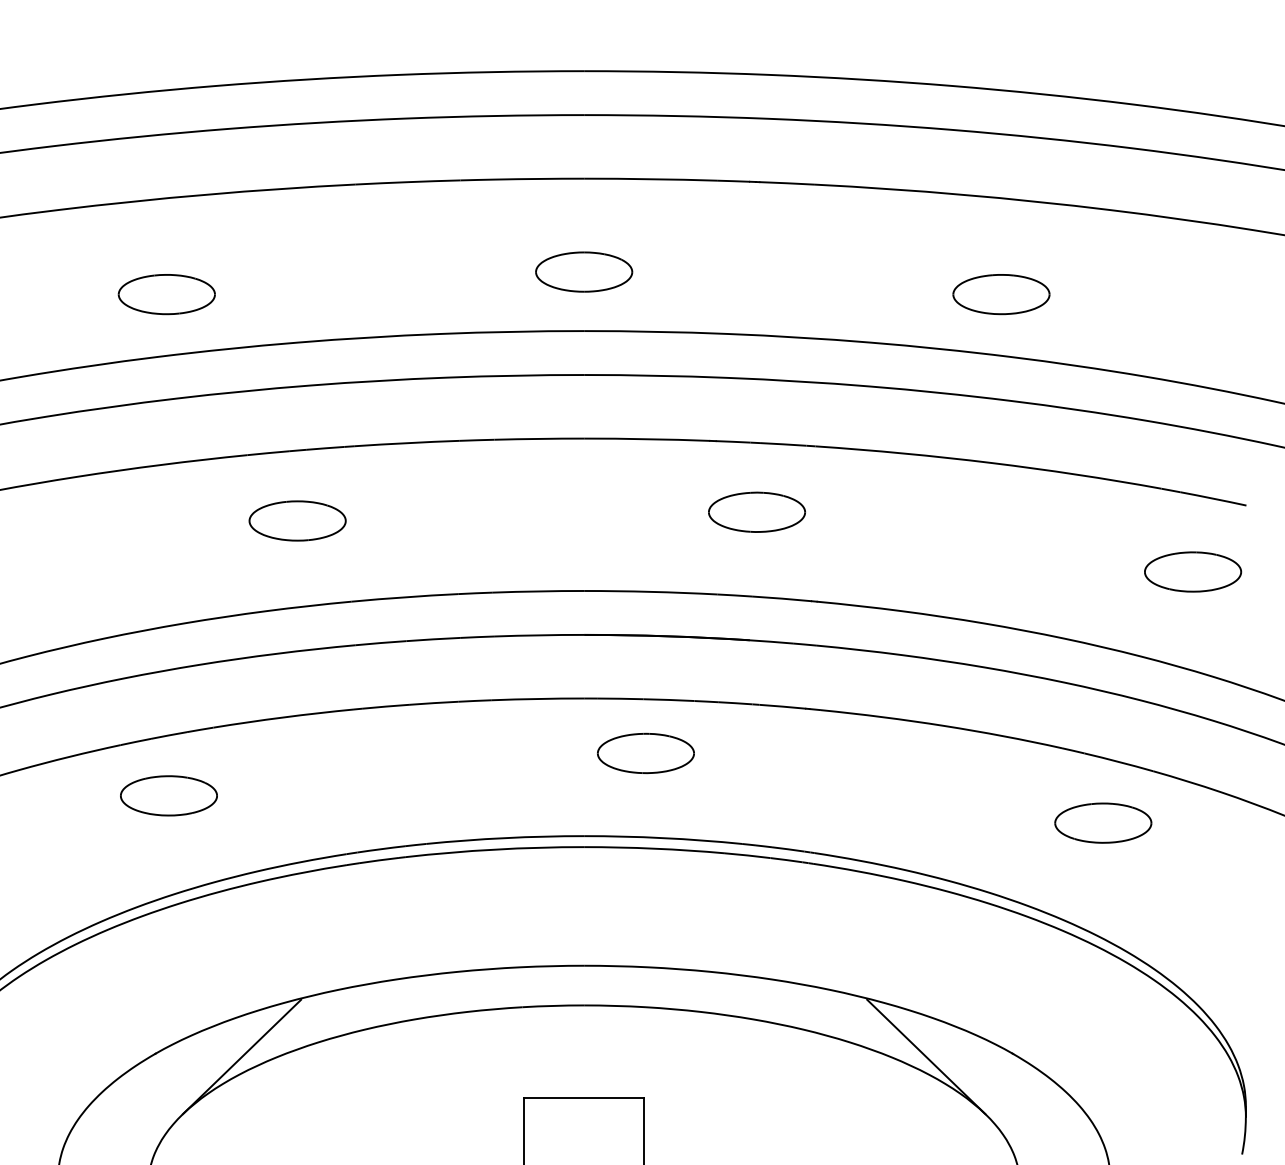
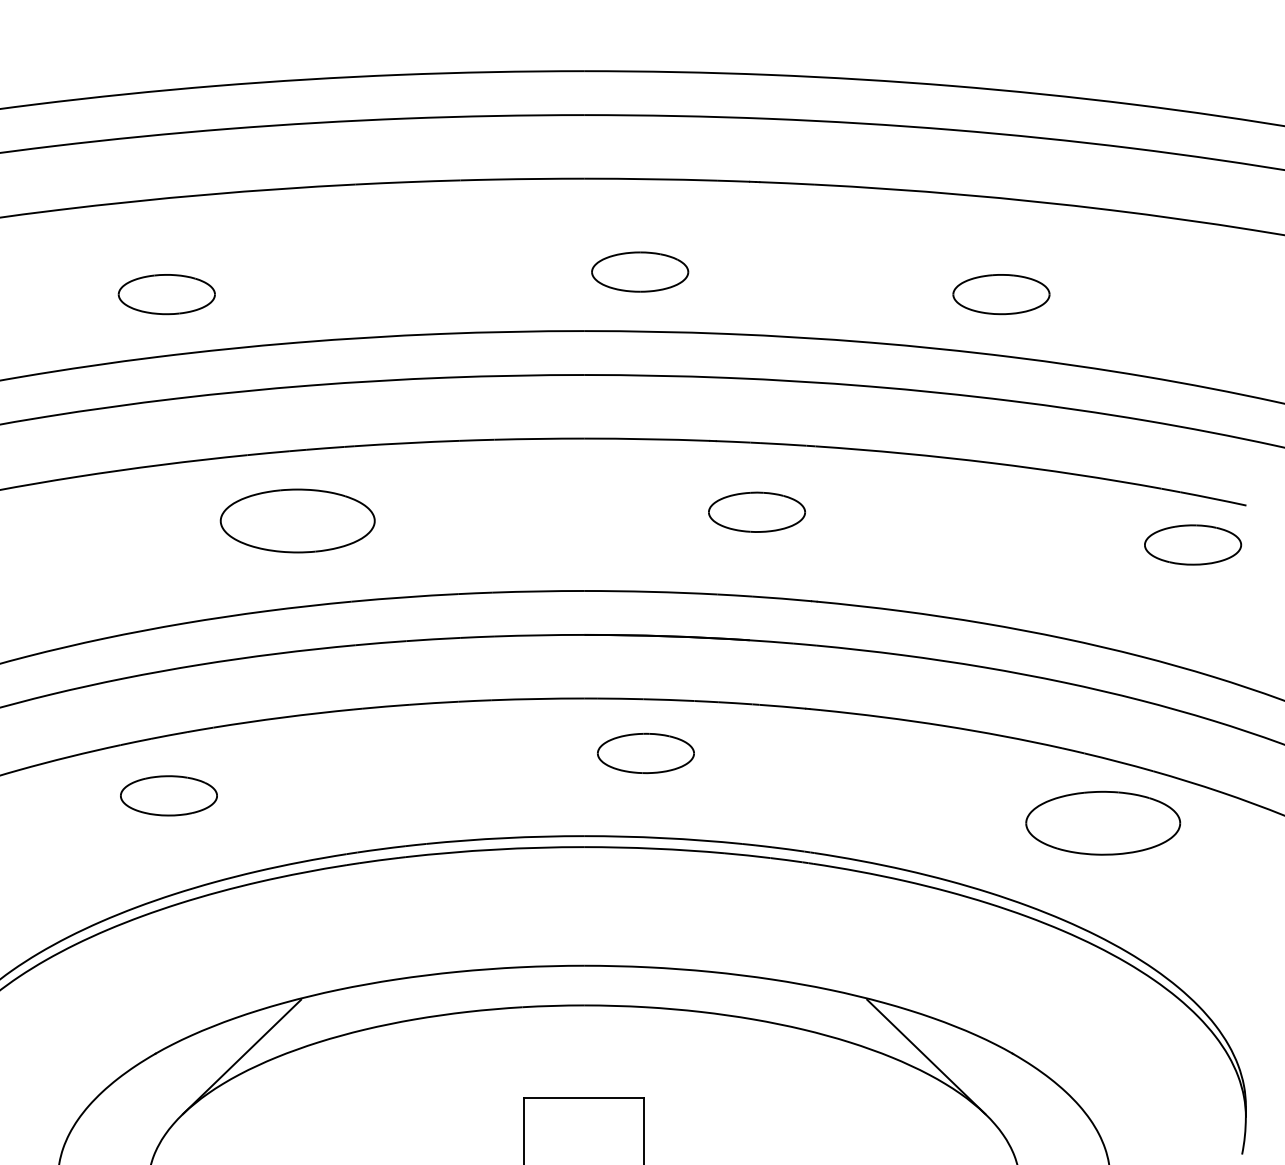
part position: (584, 271) -> (640, 271) (640, 271)
part size: 99x42 px -> 157x66 px (297, 520)
part position: (1193, 571) -> (1193, 544) (1193, 544)
part size: 99x42 px -> 157x66 px (1103, 822)
